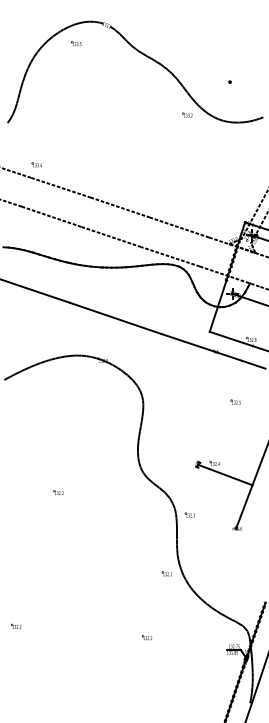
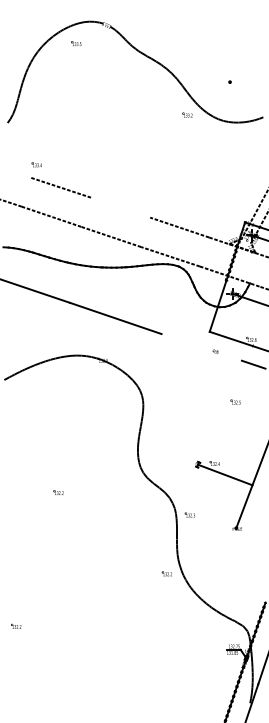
line: present -> none (16, 172)
line: present -> none (120, 207)
line: present -> none (201, 347)
part: present -> none (147, 637)
